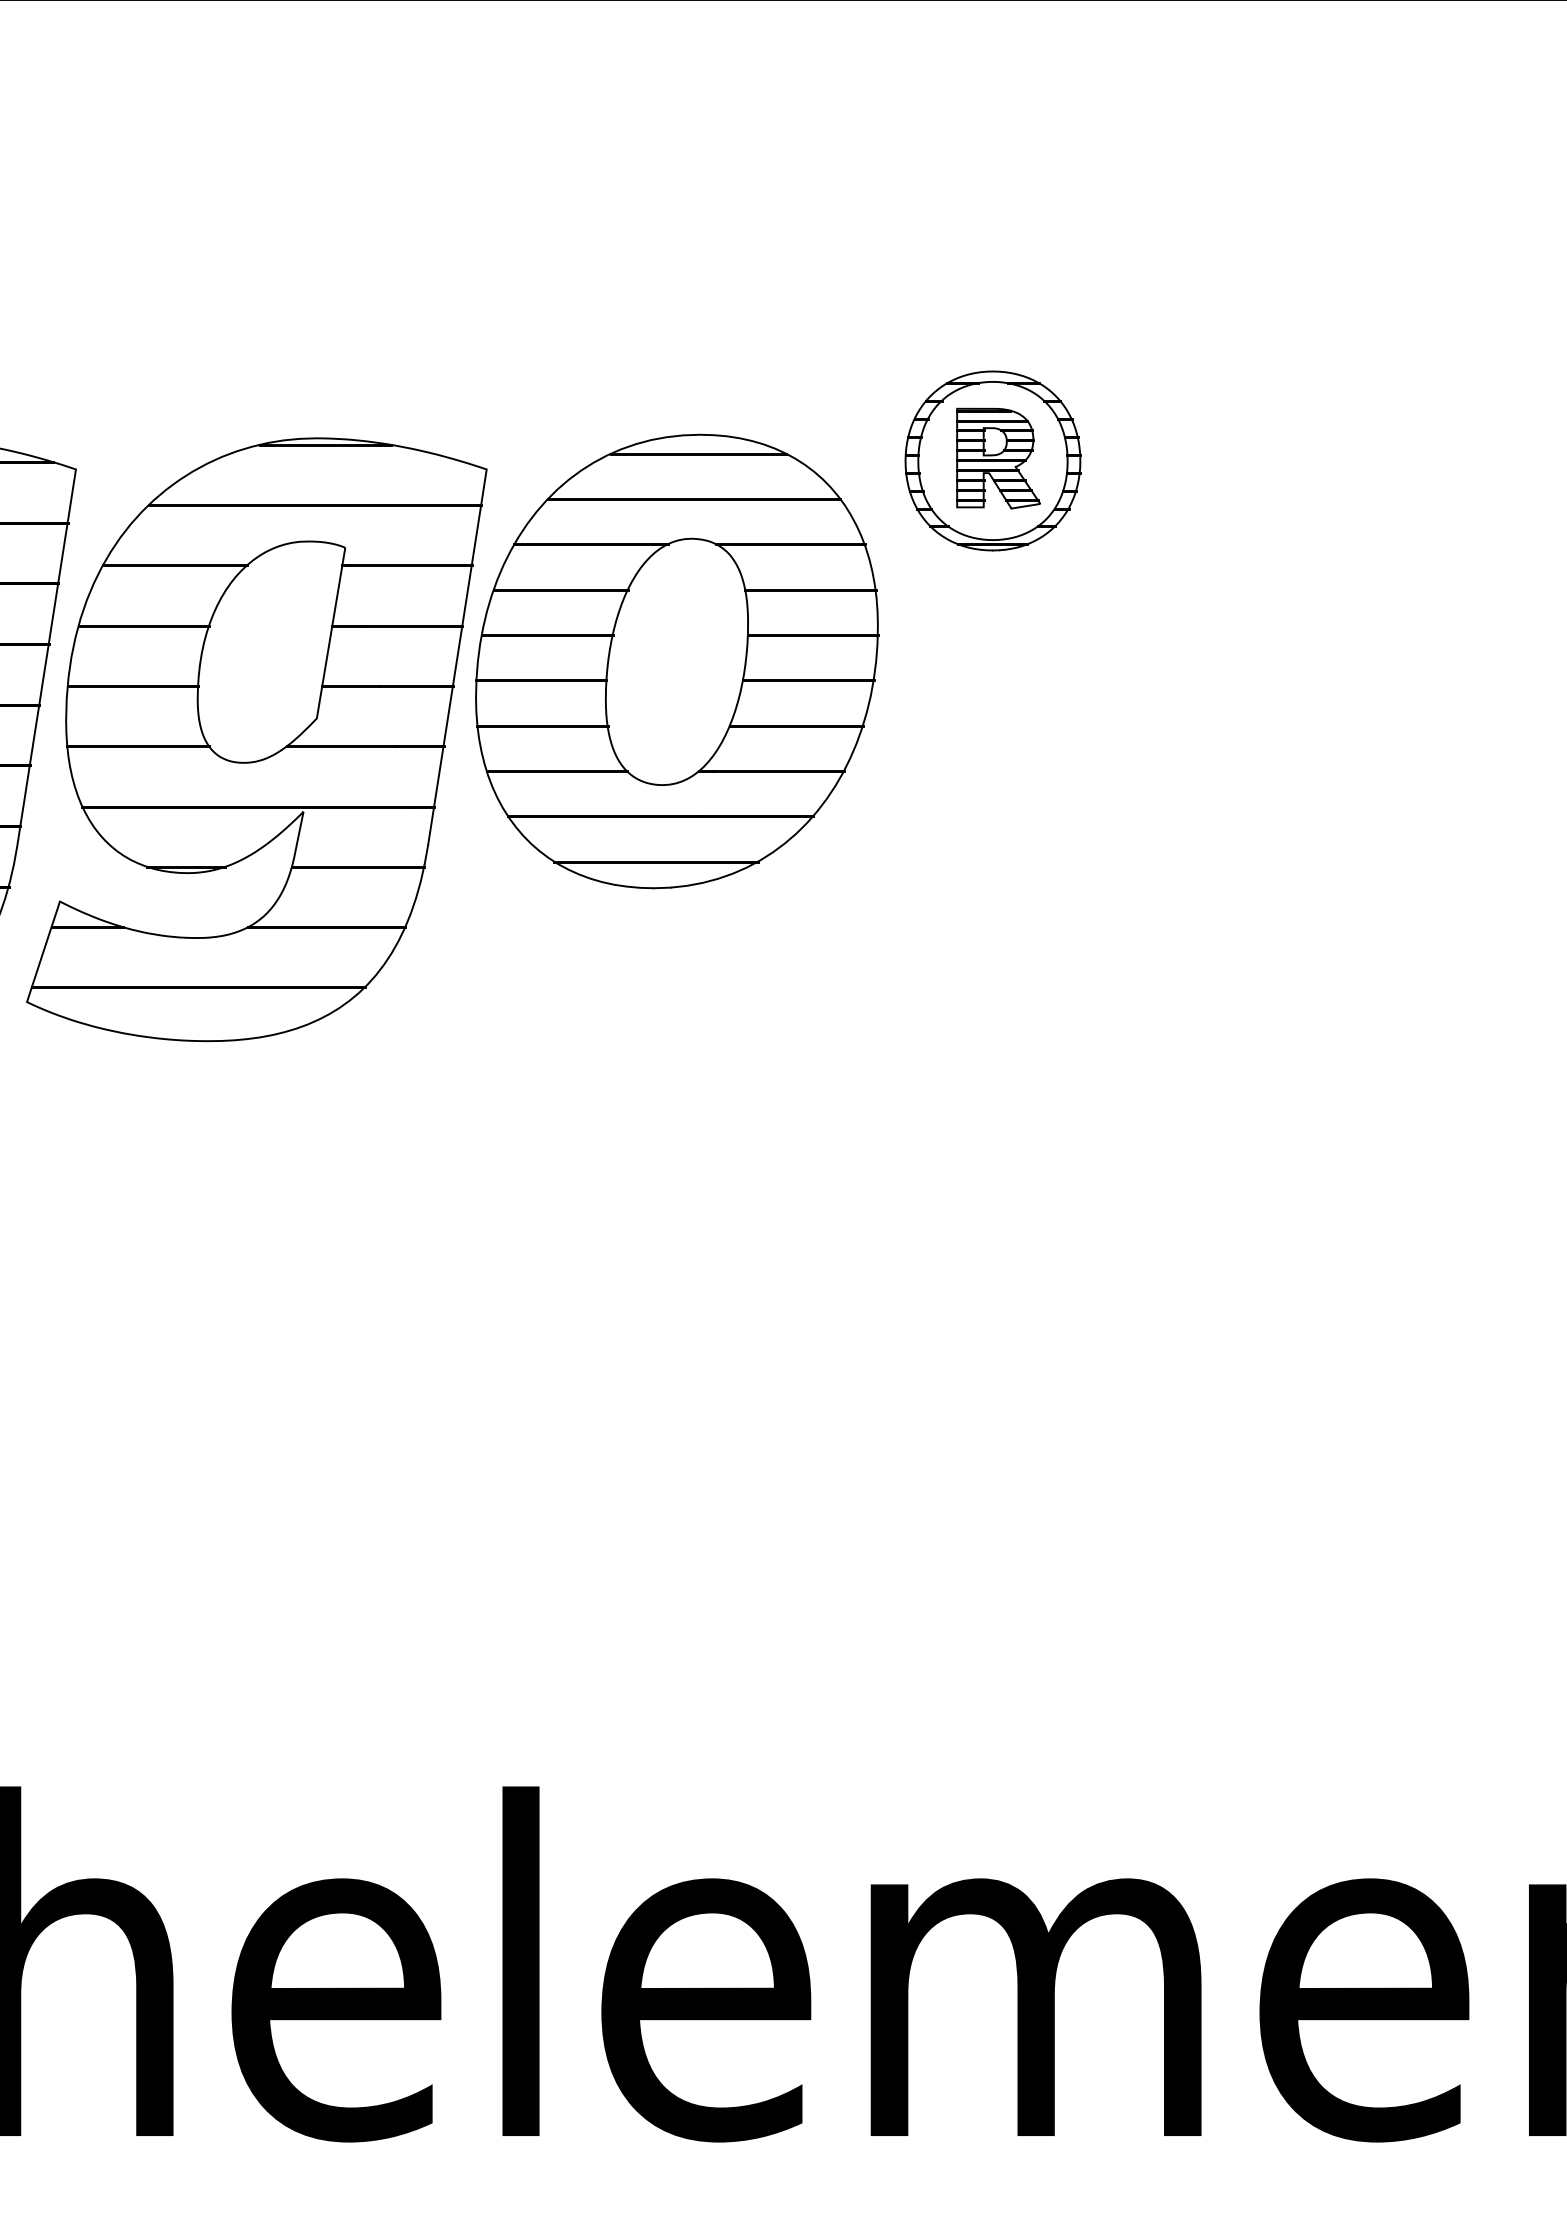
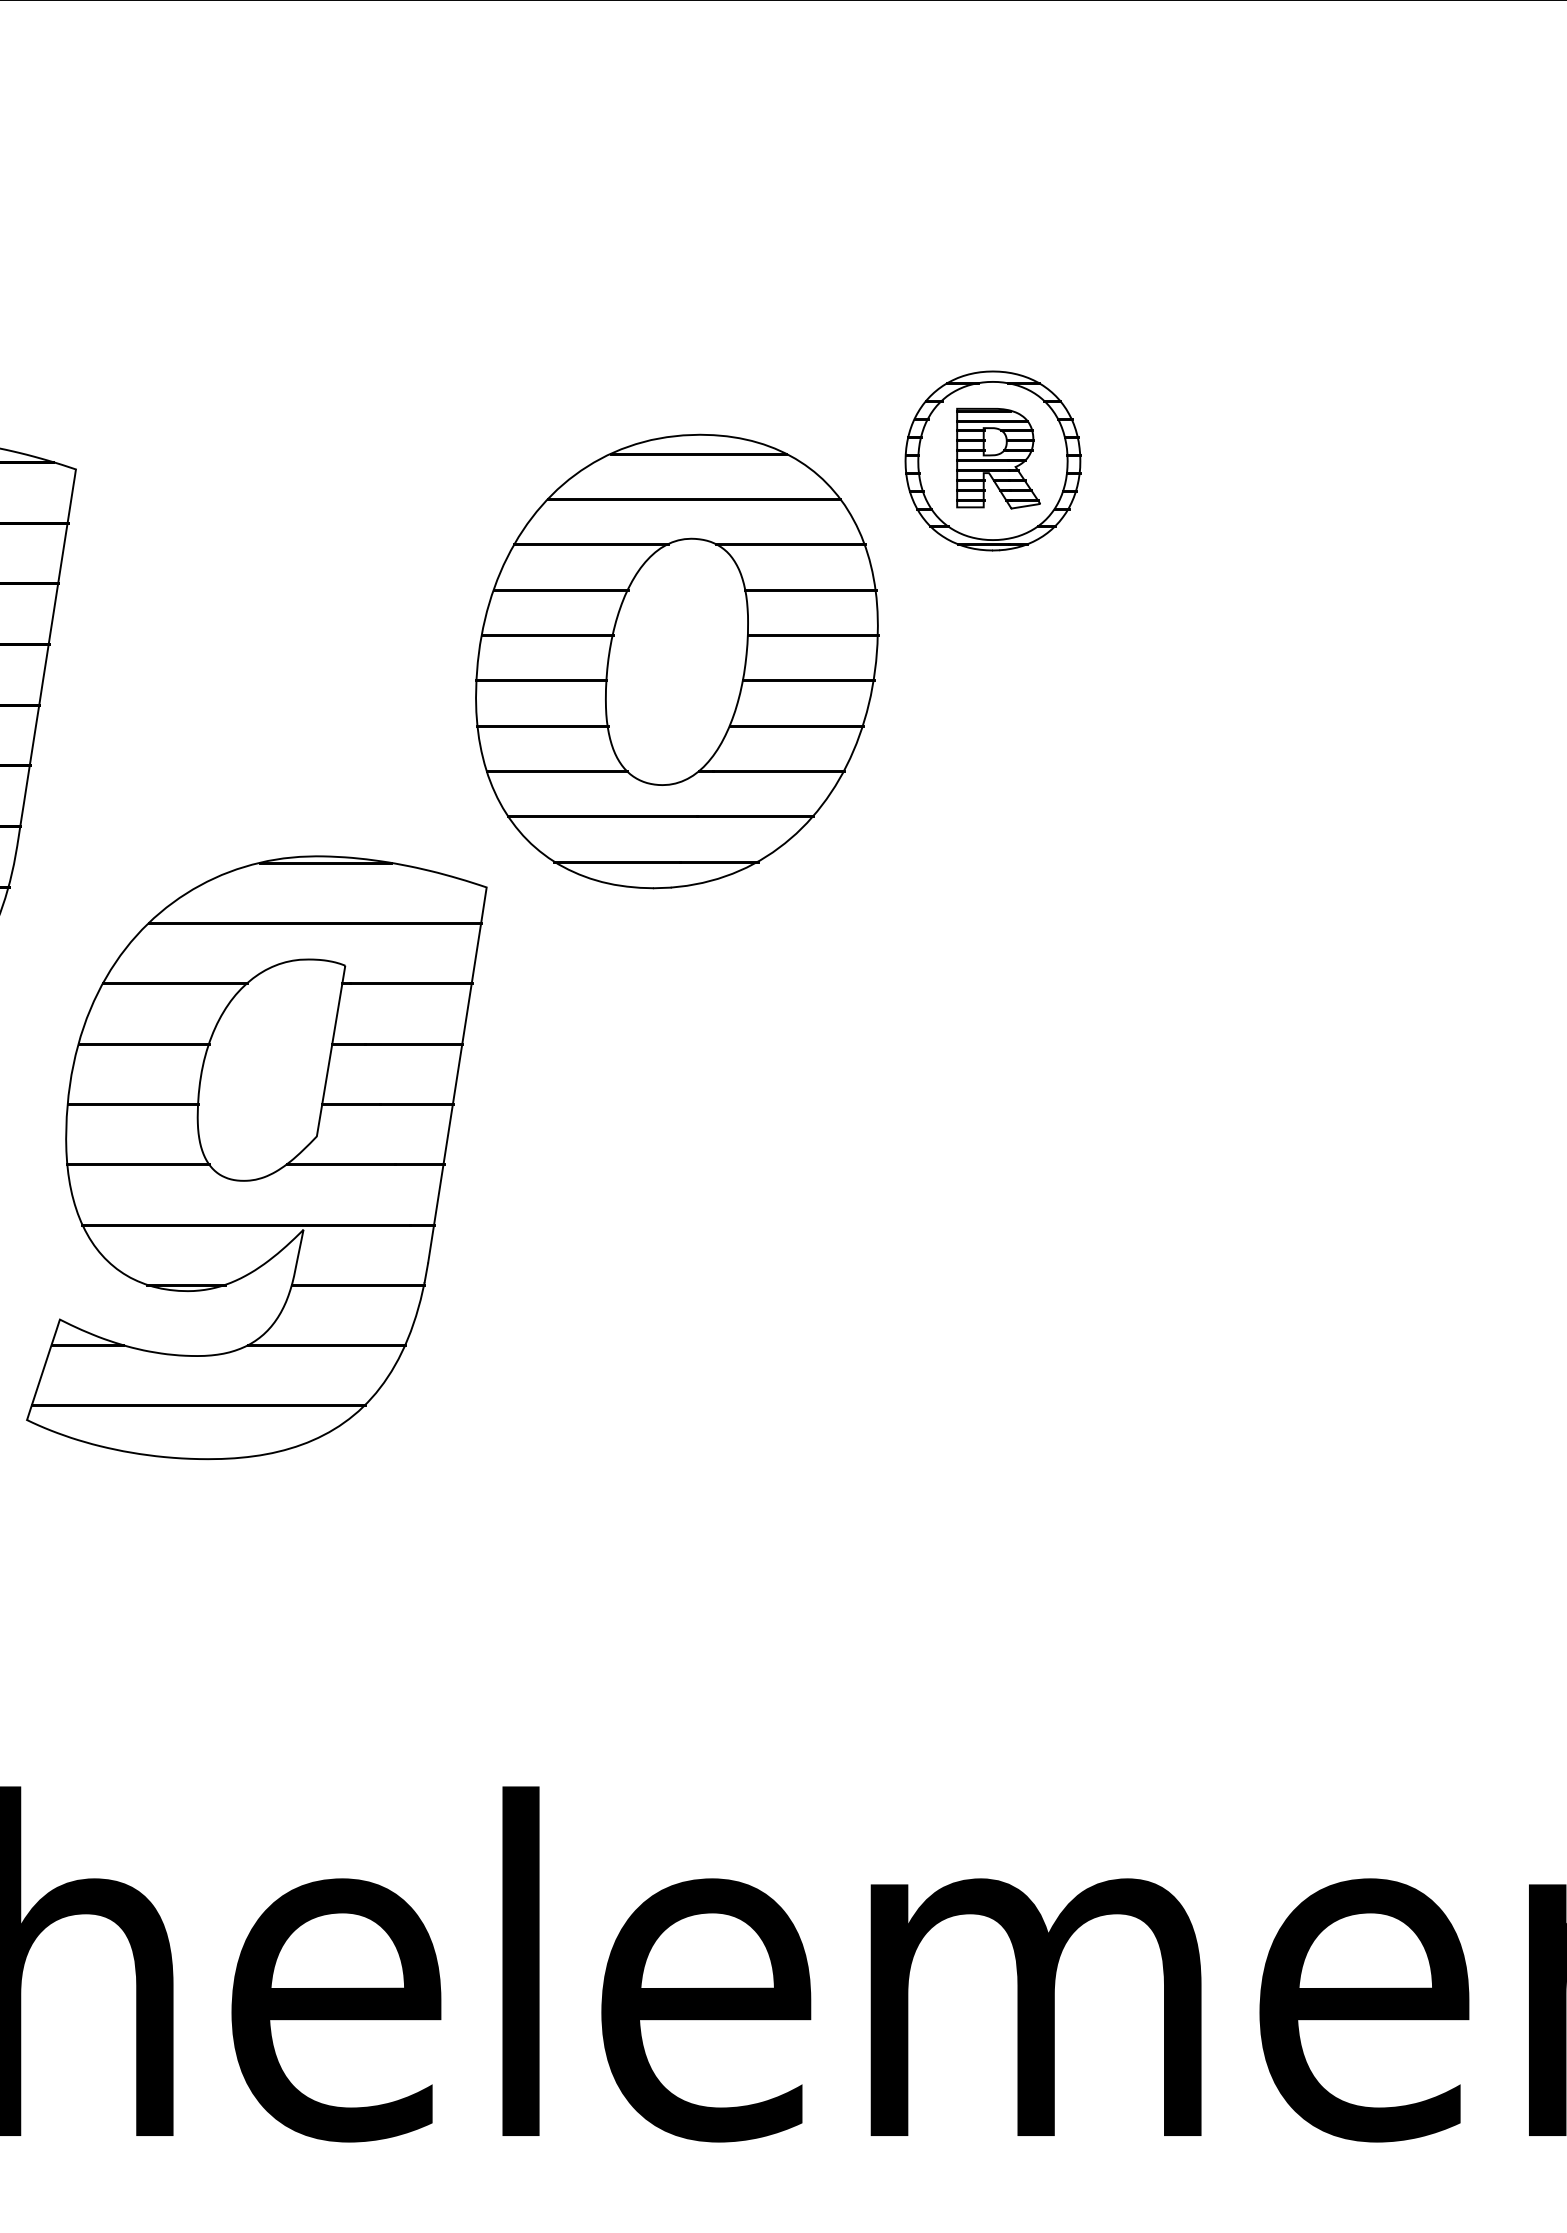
part position: (256, 739) -> (256, 1157) (256, 1157)
